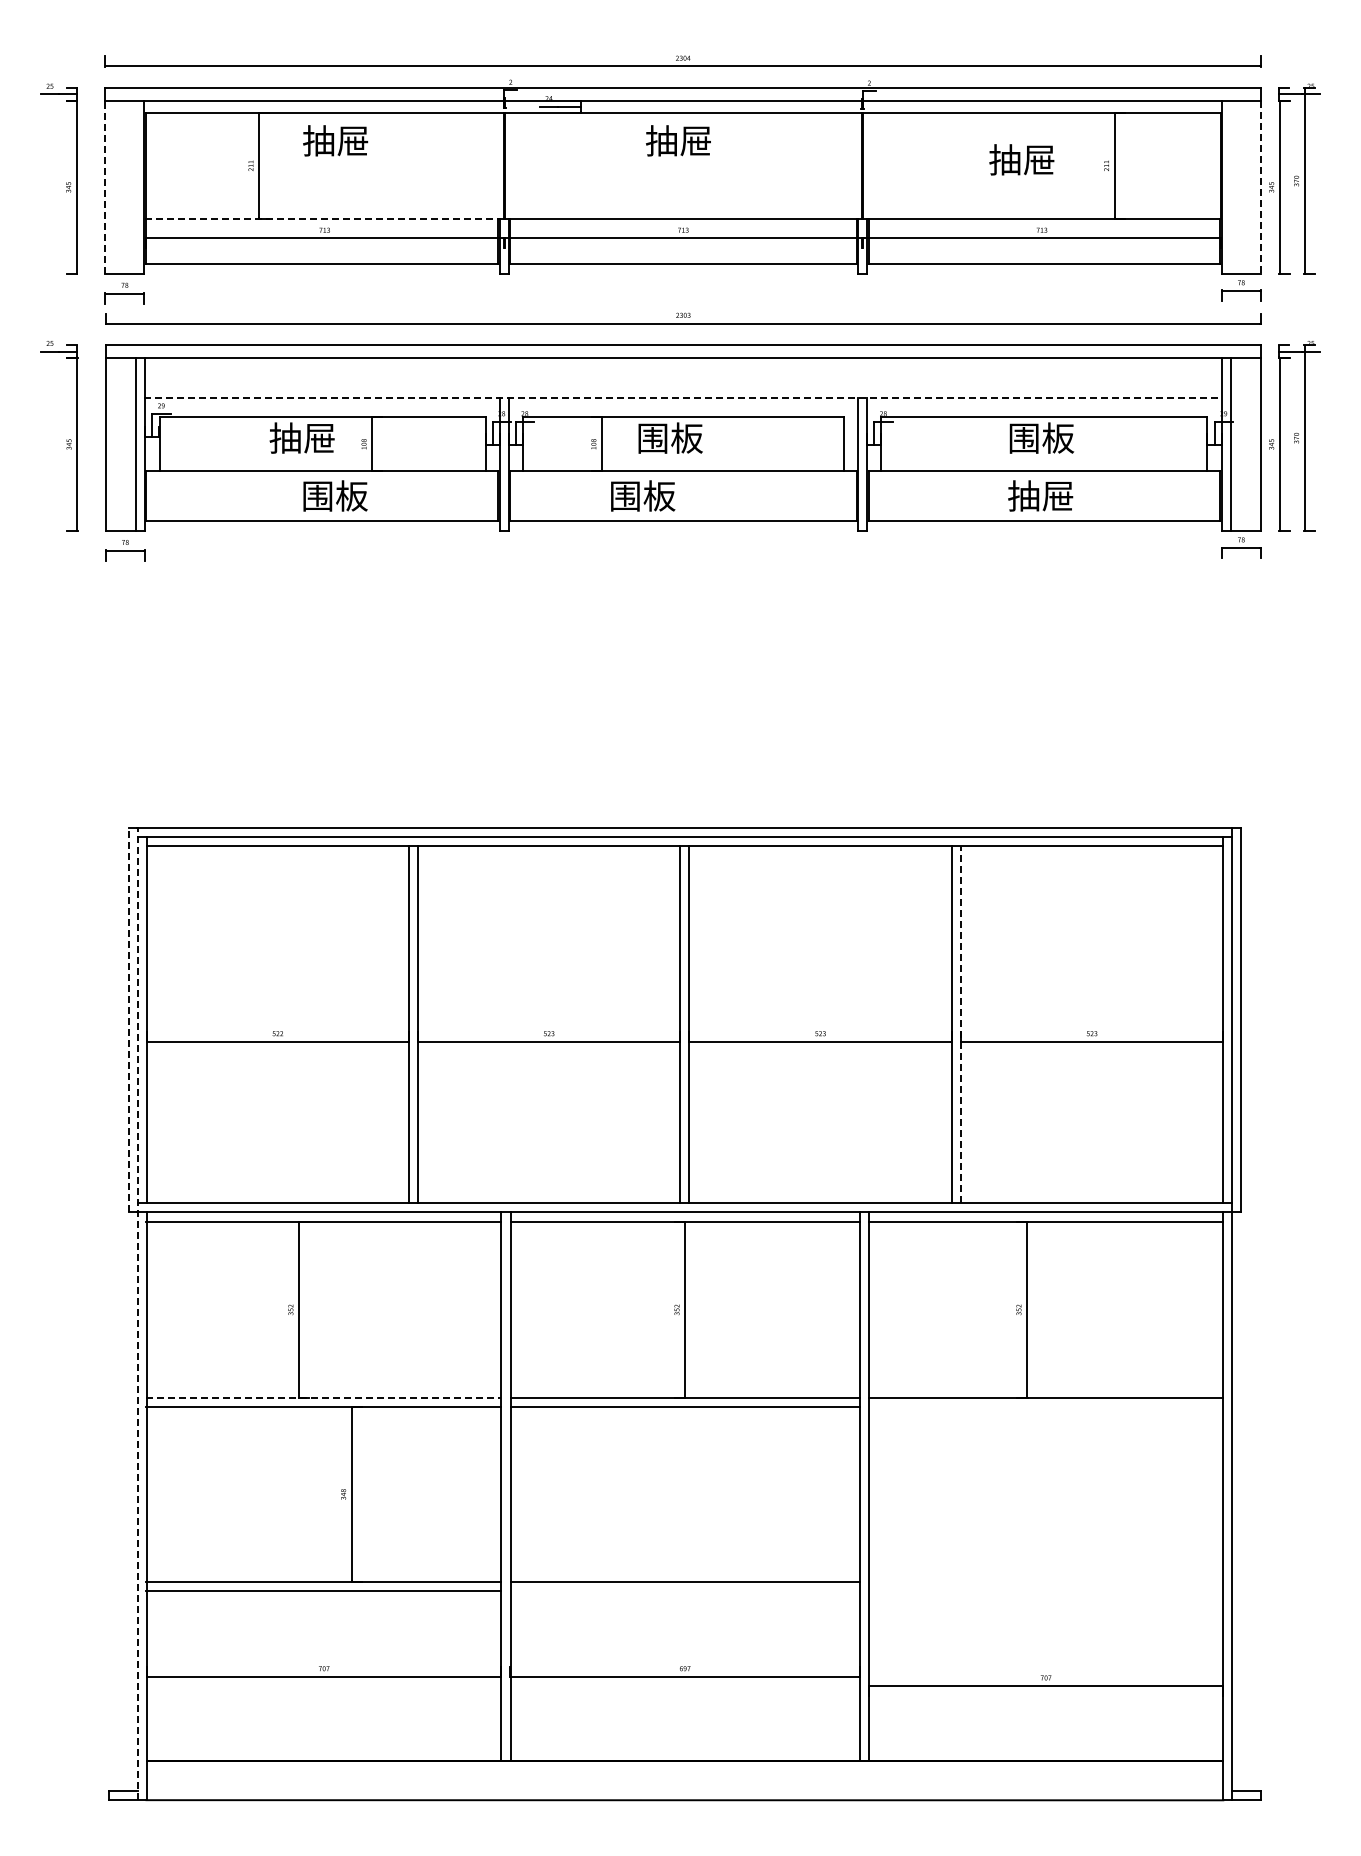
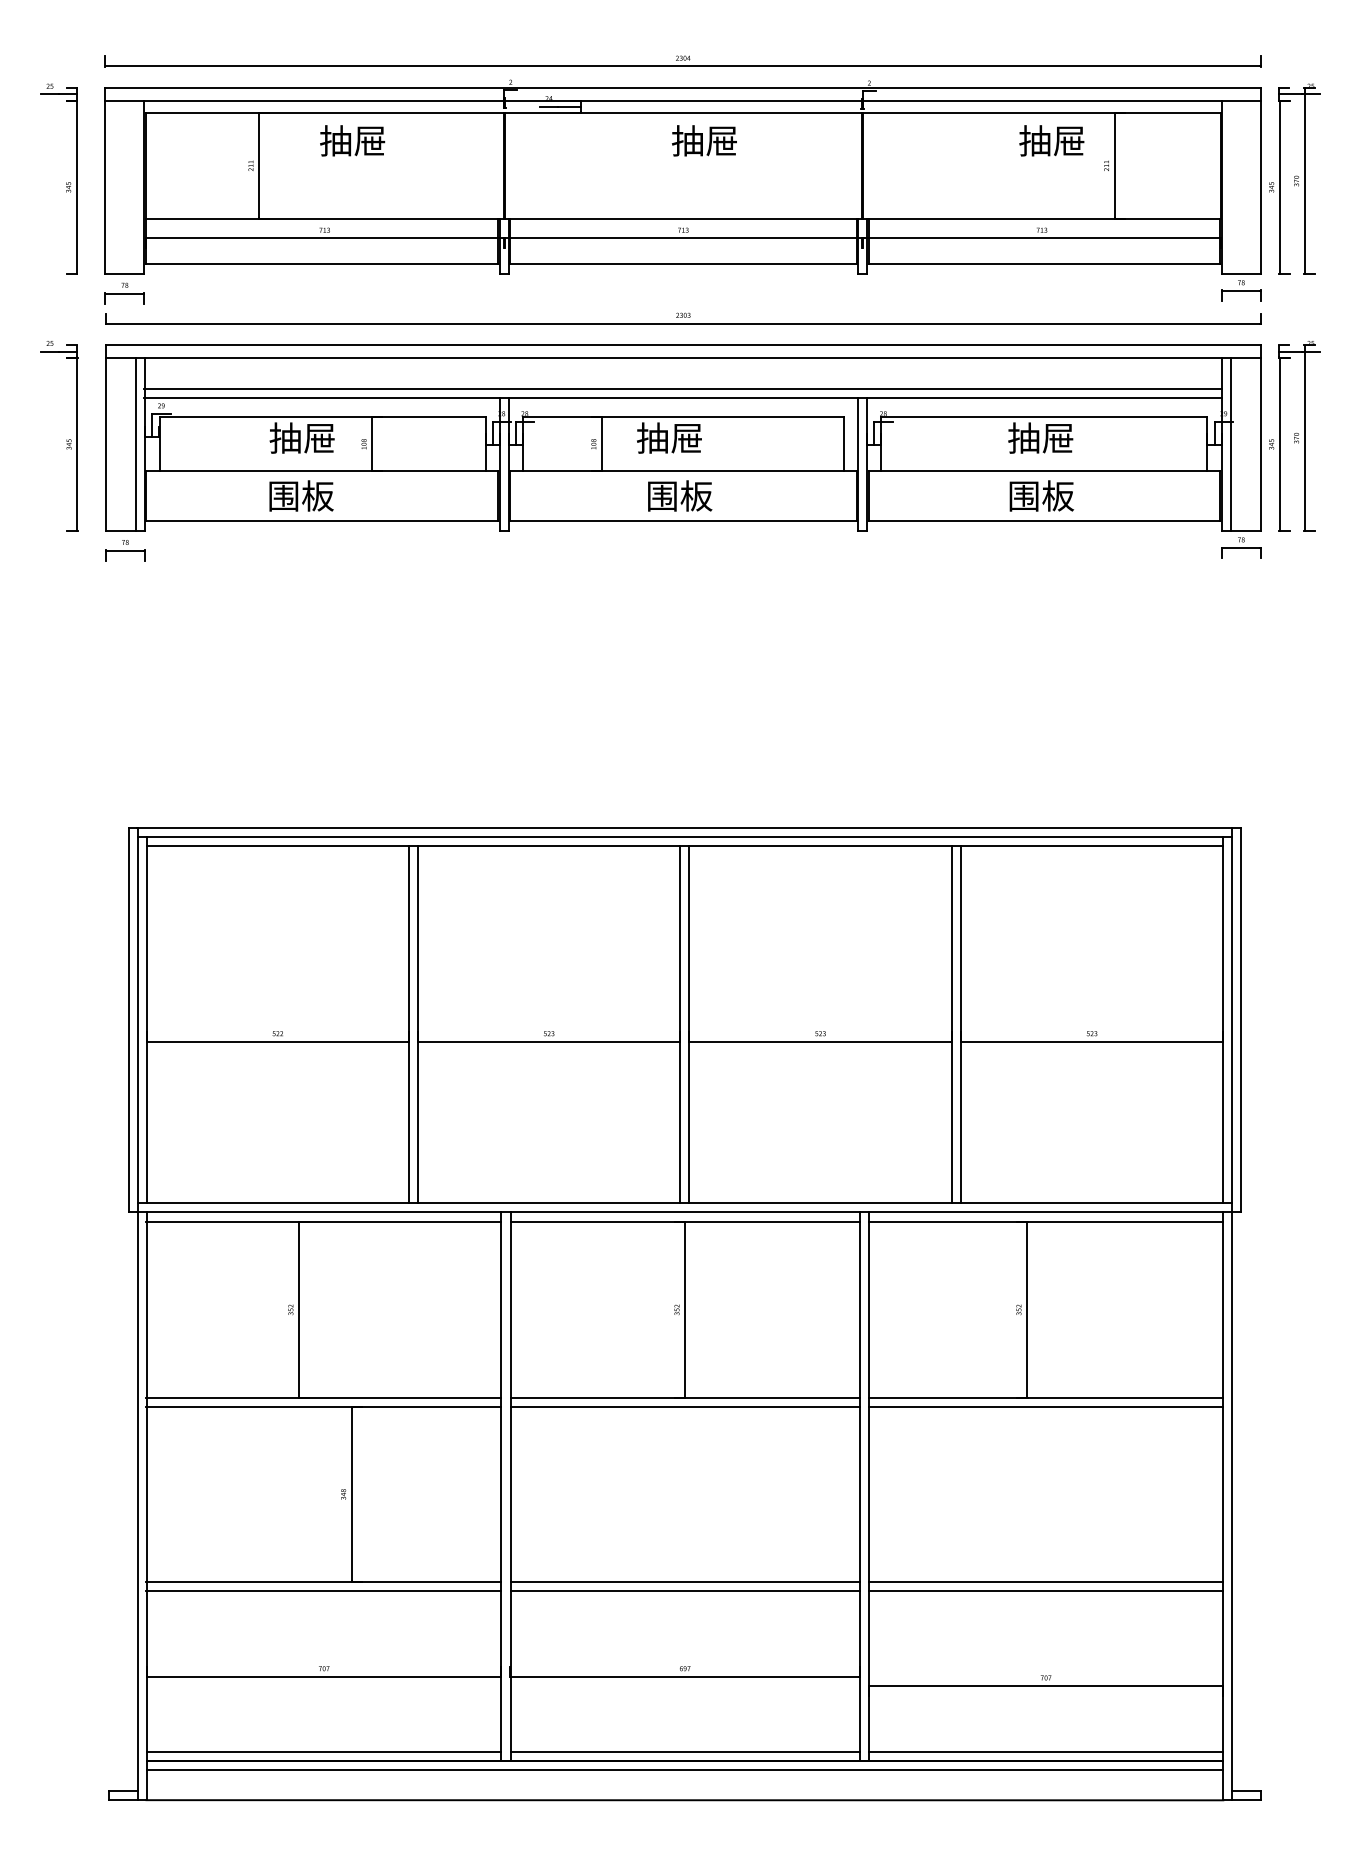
text position: (335, 140) -> (352, 140) (352, 140)
text position: (678, 140) -> (704, 140) (704, 140)
text position: (1021, 159) -> (1051, 140) (1051, 140)
line: dashed -> solid (105, 187)
line: dashed -> solid (1260, 187)
line: dashed -> solid (324, 218)
line: none -> present (682, 388)
line: dashed -> solid (683, 397)
text: 围板 -> 抽屉 (669, 437)
text: 围板 -> 抽屉 (1041, 437)
text position: (335, 495) -> (301, 495) (301, 495)
text position: (643, 495) -> (680, 495) (680, 495)
text: 抽屉 -> 围板 (1041, 495)
line: dashed -> solid (128, 1019)
line: dashed -> solid (960, 1024)
line: dashed -> solid (137, 1313)
line: dashed -> solid (323, 1398)
line: none -> present (1045, 1407)
line: none -> present (1045, 1581)
line: none -> present (684, 1590)
line: none -> present (1045, 1590)
line: none -> present (323, 1752)
line: none -> present (684, 1752)
line: none -> present (1045, 1752)
line: none -> present (684, 1770)
